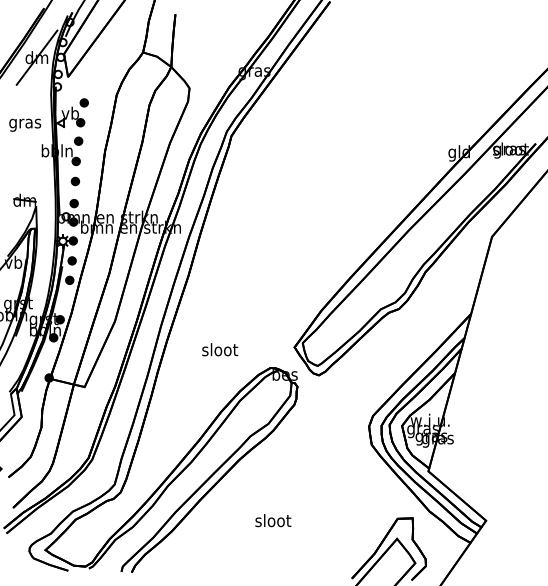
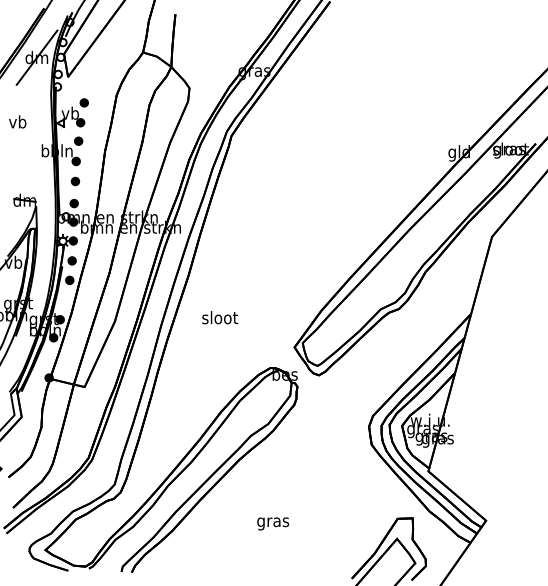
text: gras -> vb (25, 123)
text position: (220, 349) -> (220, 317) (220, 317)
text: sloot -> gras (273, 522)
